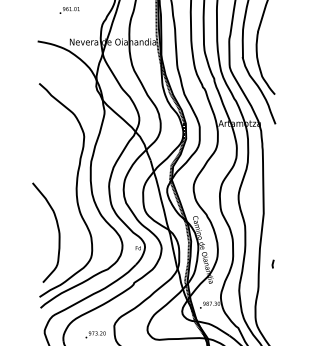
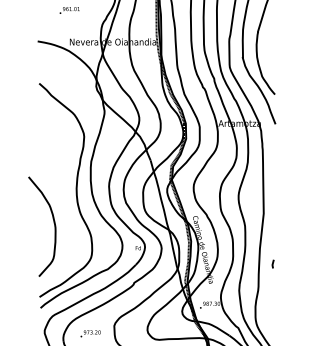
curve position: (57, 229) -> (53, 223) (53, 223)
text position: (95, 334) -> (90, 333) (90, 333)
